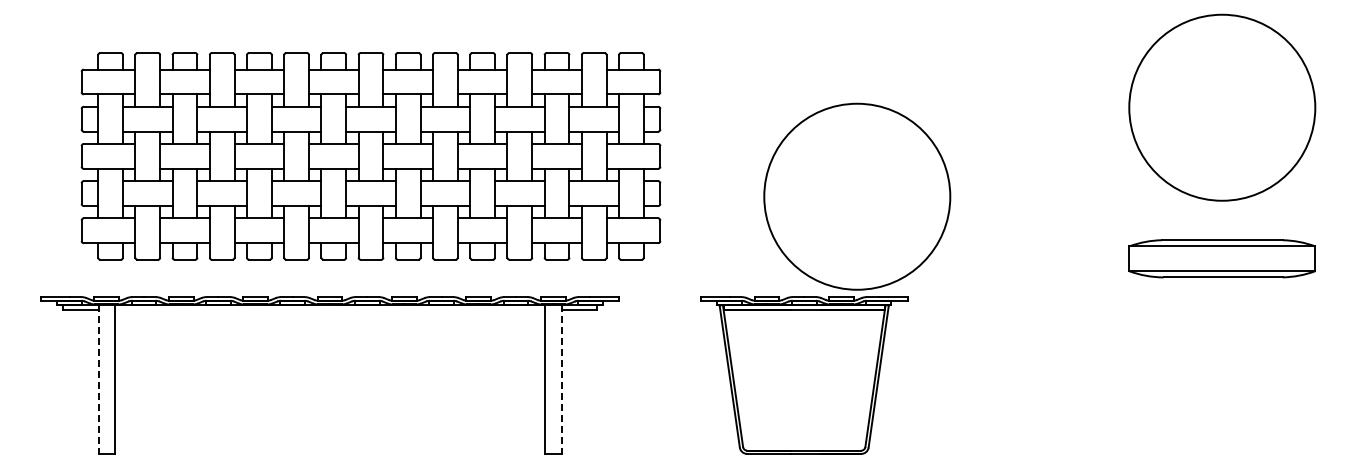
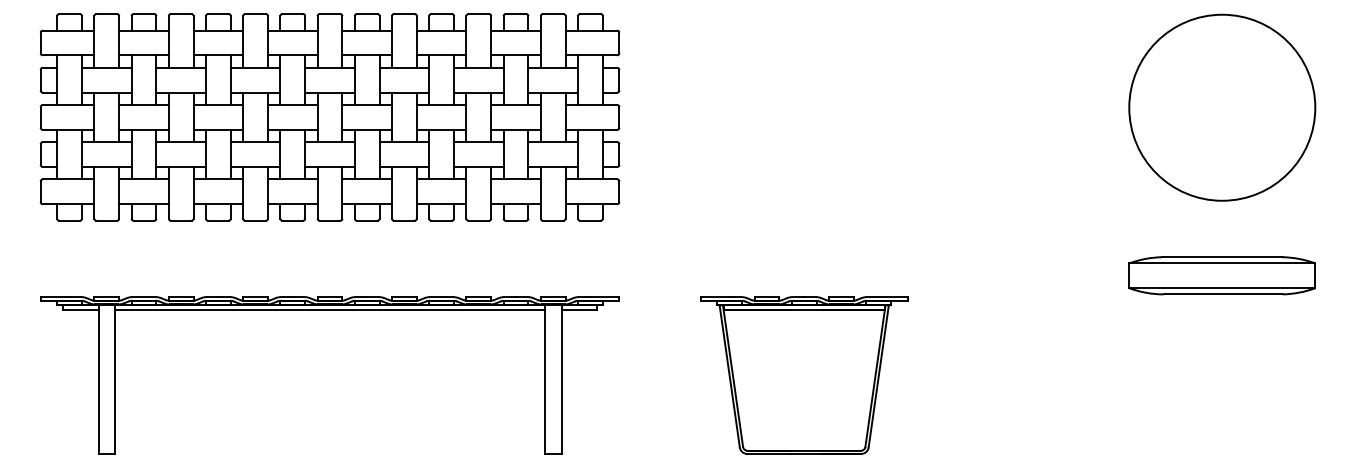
part position: (370, 156) -> (329, 117) (329, 117)
circle: present -> none (857, 196)
part position: (1221, 258) -> (1221, 275) (1221, 275)
line: none -> present (329, 310)
line: dashed -> solid (98, 380)
line: dashed -> solid (561, 380)
